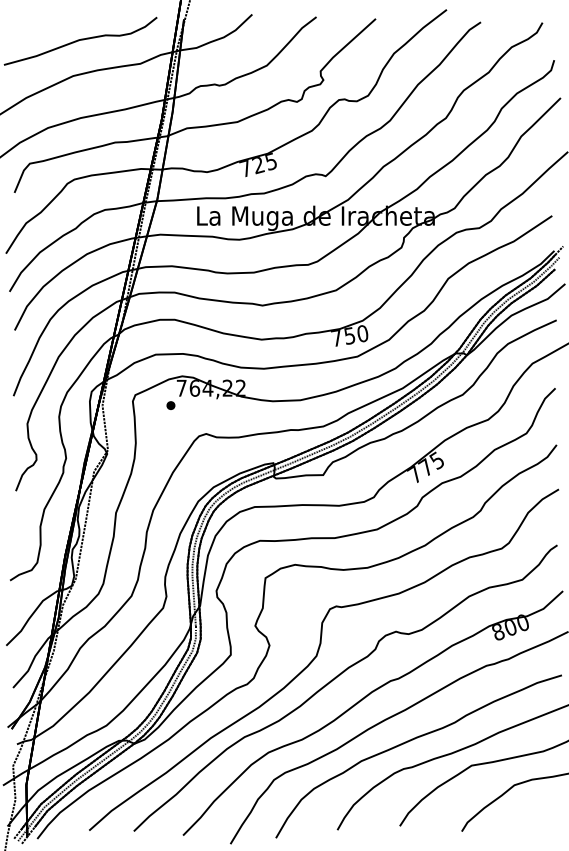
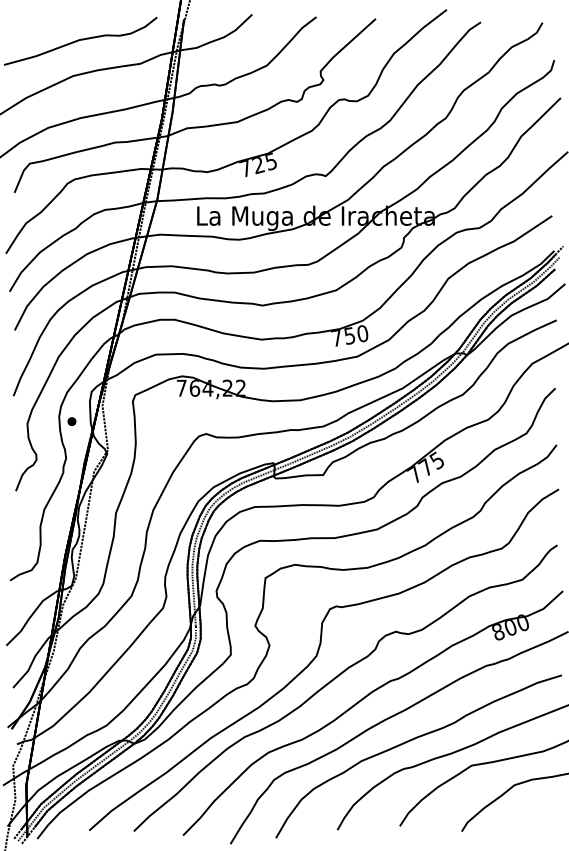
part position: (170, 405) -> (71, 421) (71, 421)
